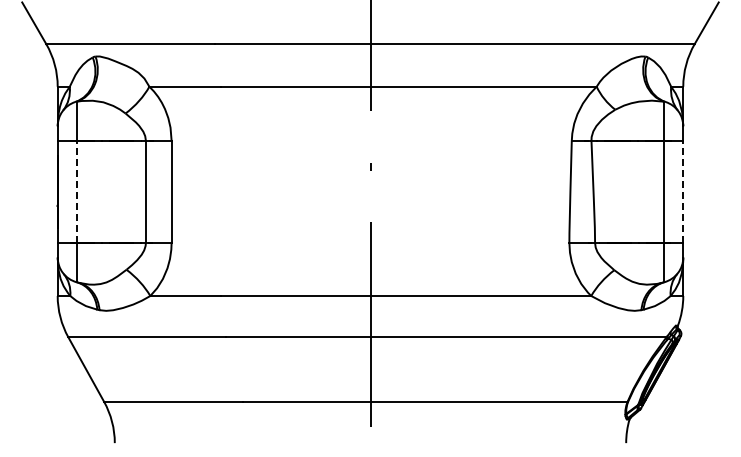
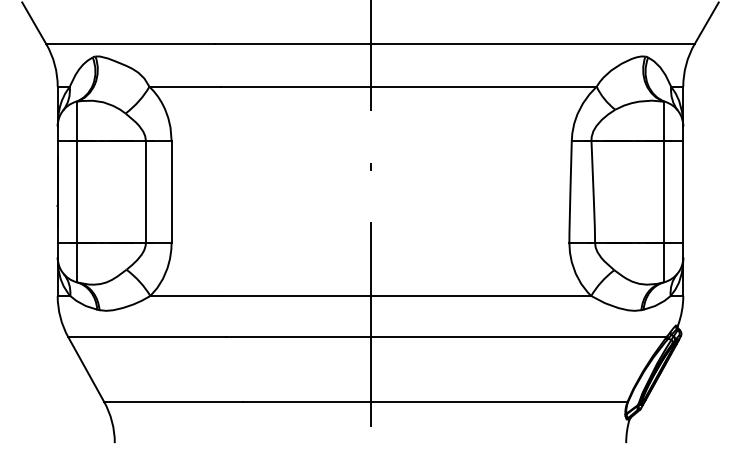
line: dashed -> solid (76, 191)
line: dashed -> solid (683, 191)
